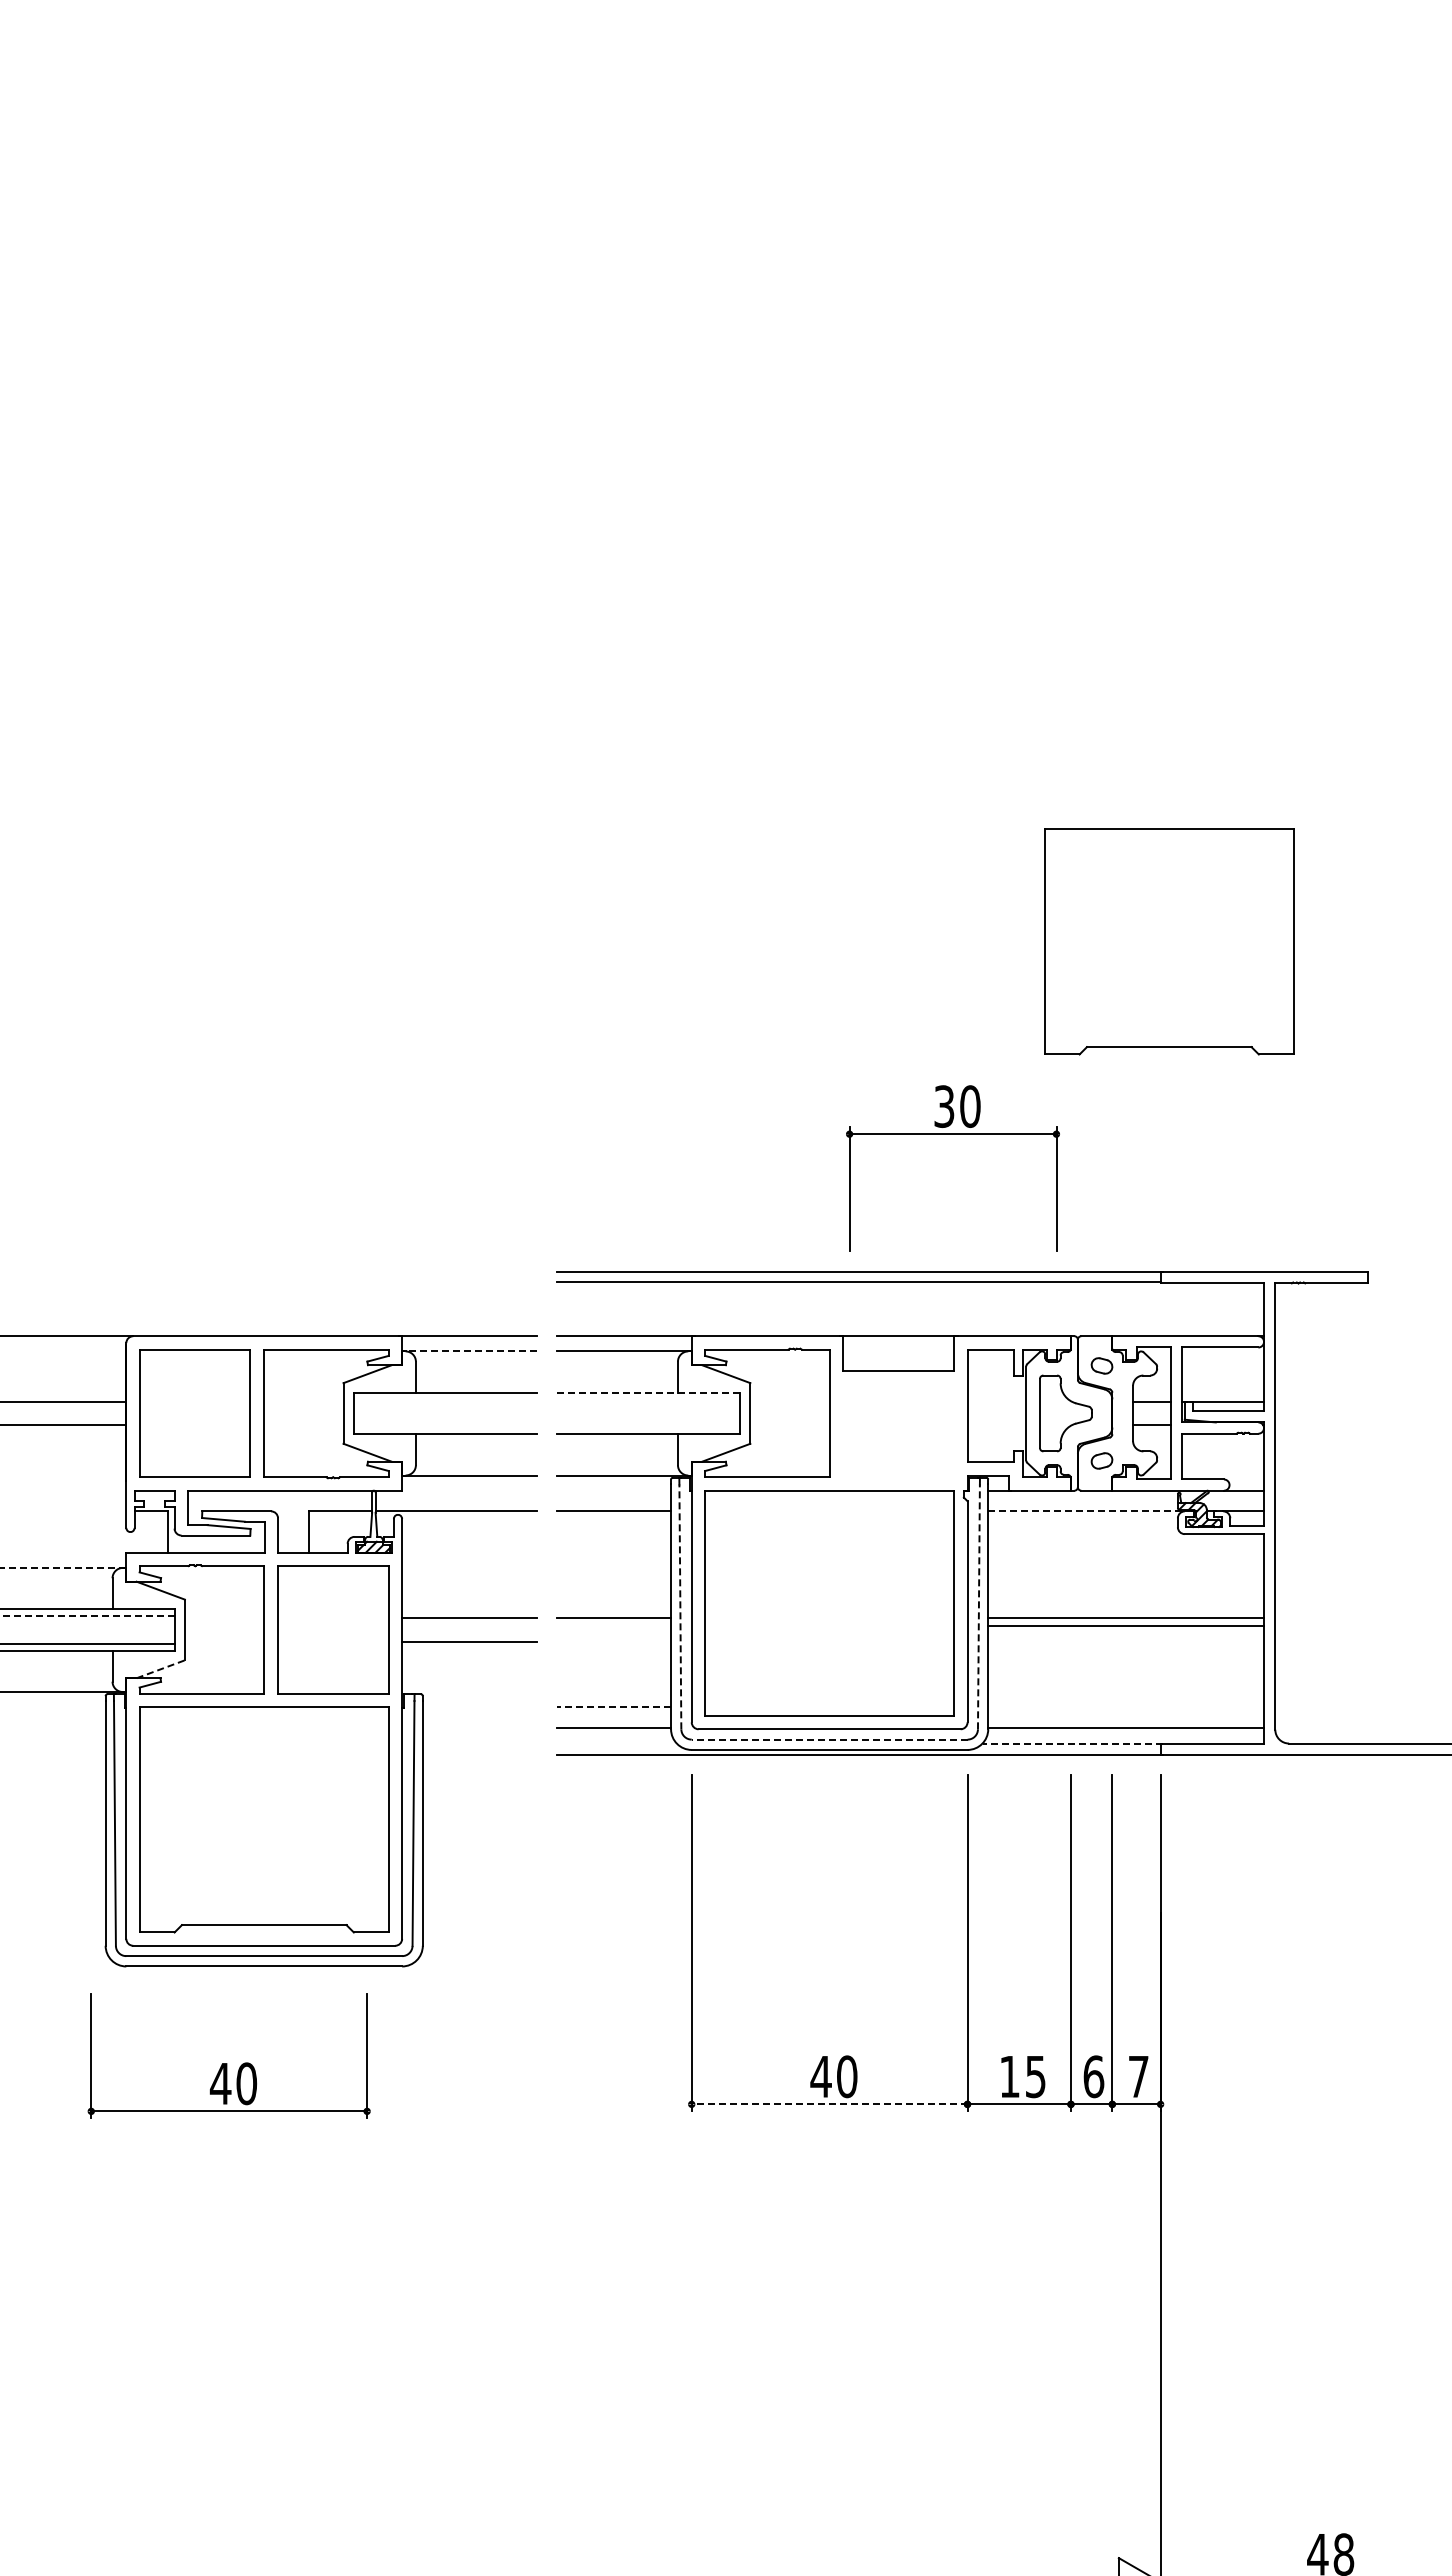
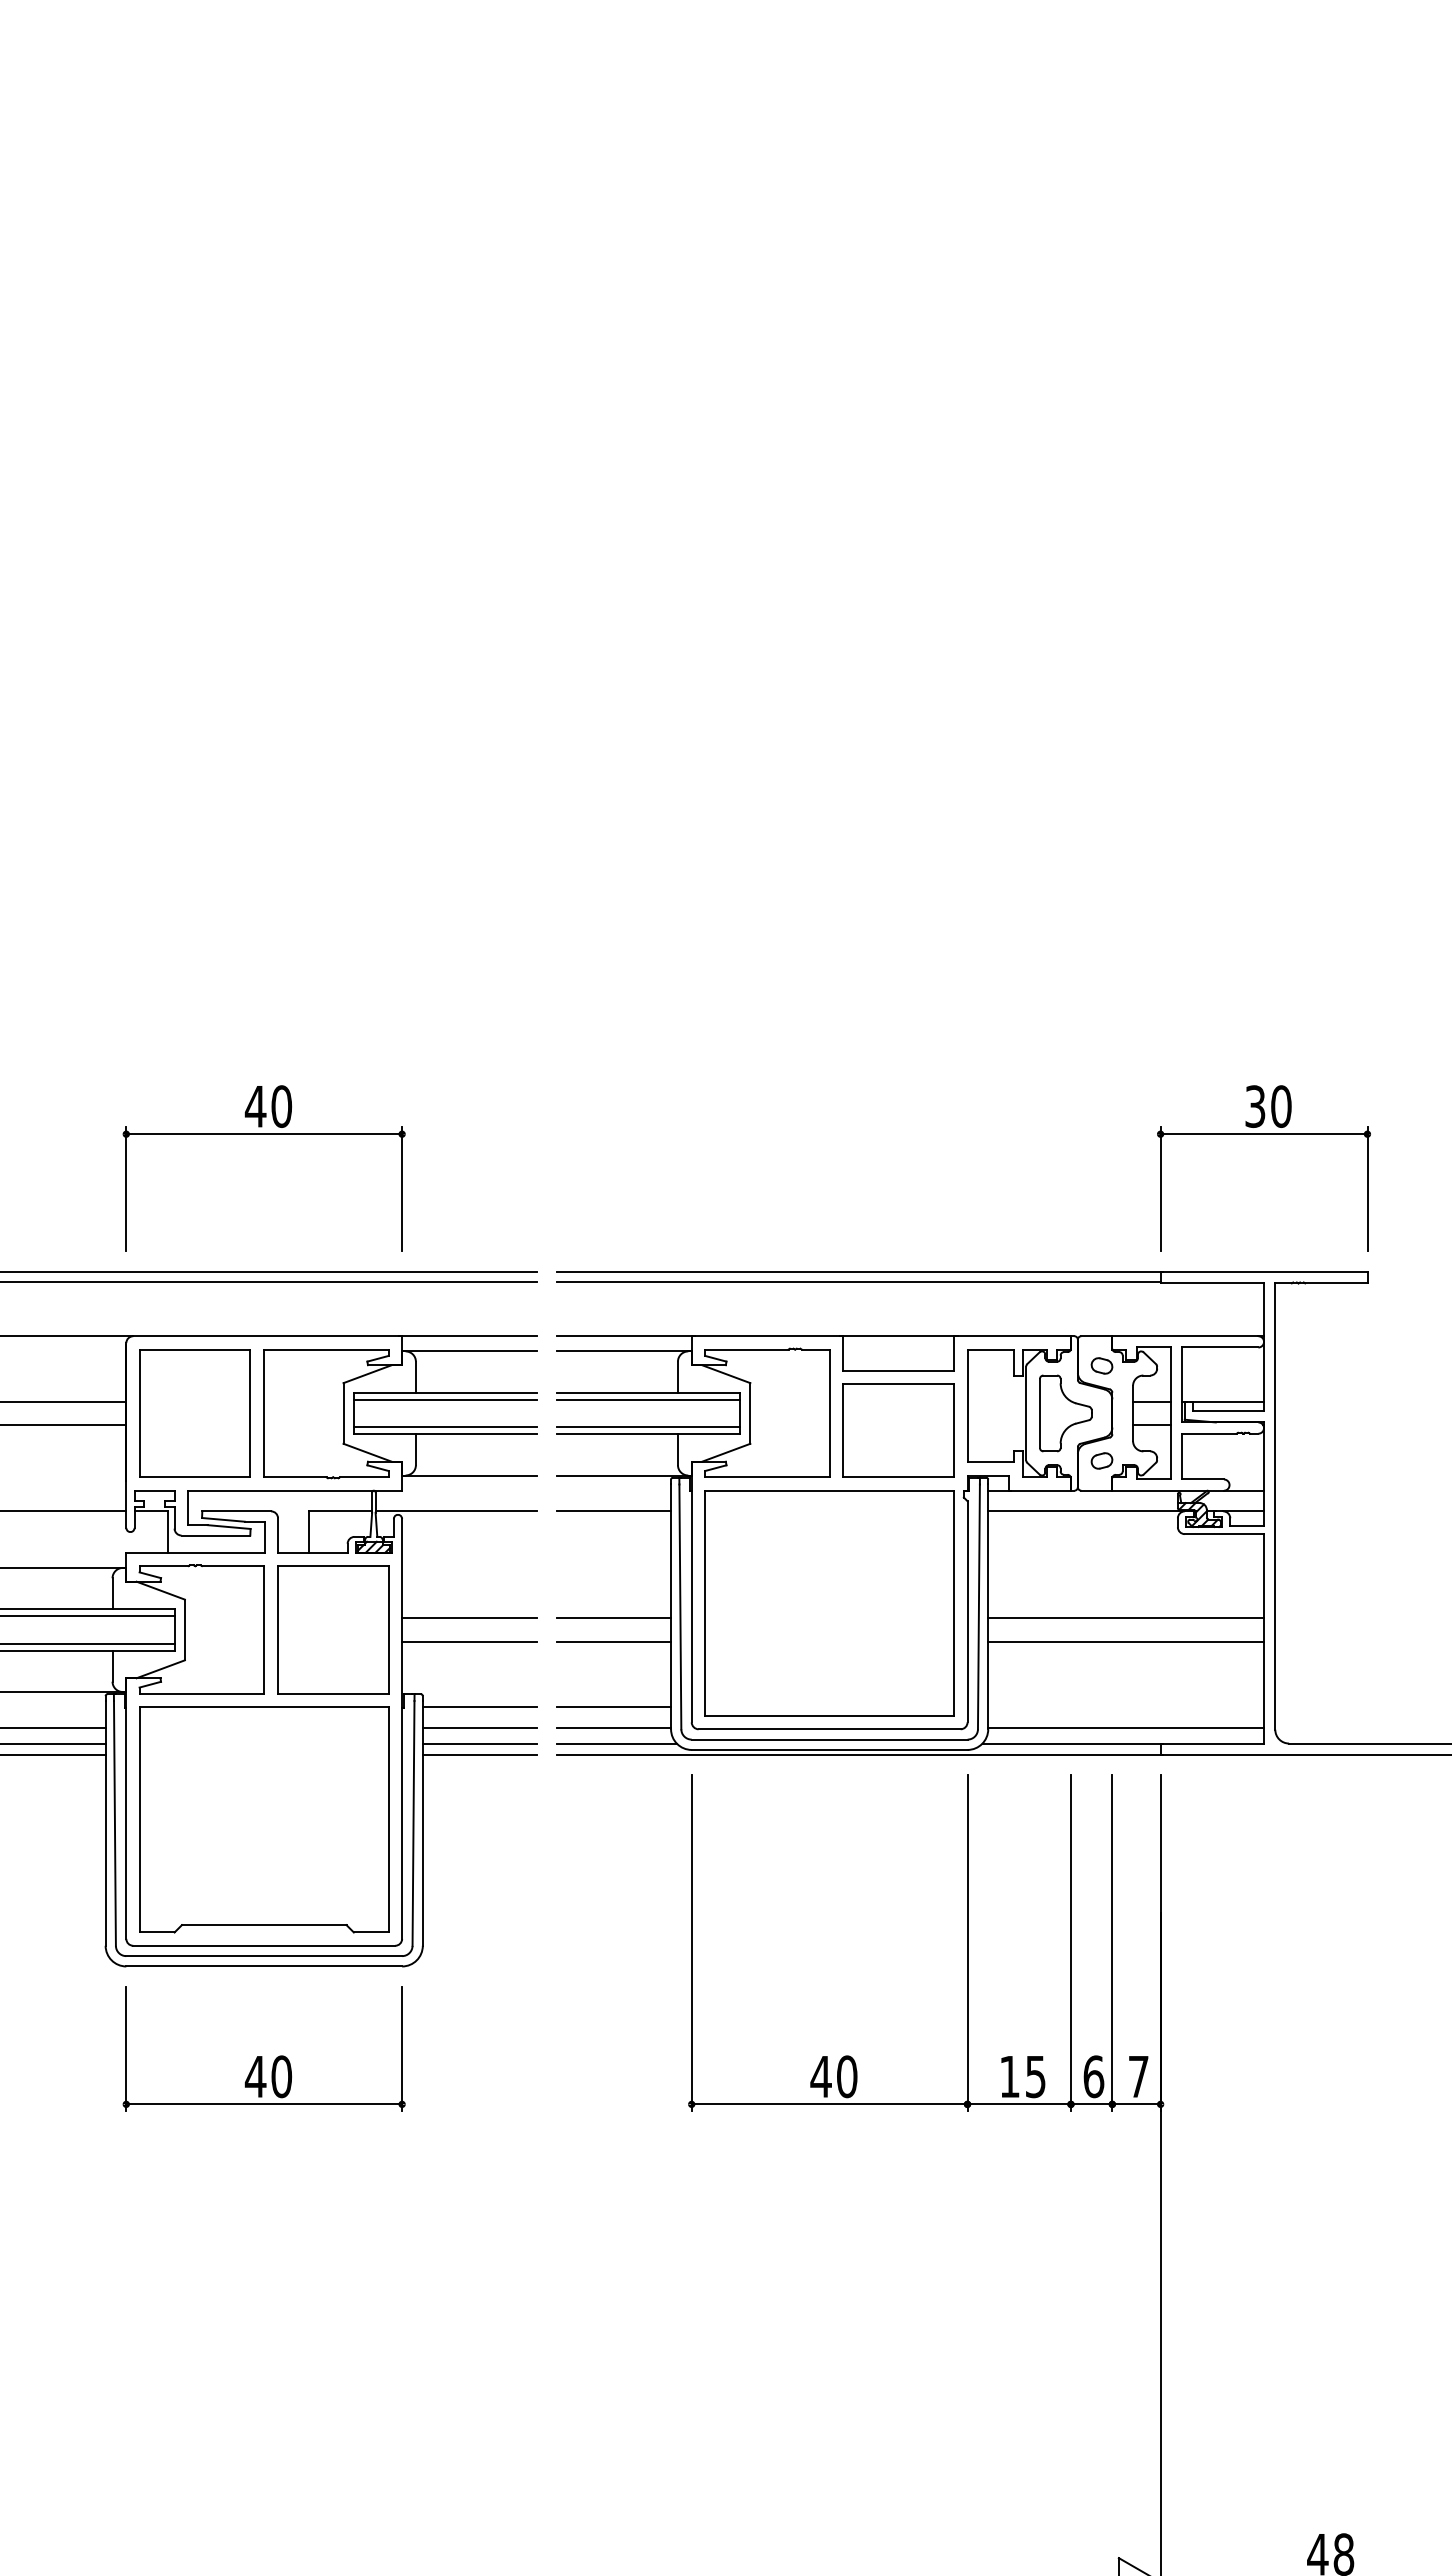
part: present -> none (1169, 941)
part: none -> present (263, 1134)
part position: (952, 1134) -> (1263, 1134) (1263, 1134)
line: none -> present (269, 1272)
line: none -> present (269, 1281)
line: dashed -> solid (468, 1351)
line: dashed -> solid (648, 1392)
line: none -> present (444, 1399)
line: none -> present (648, 1399)
line: none -> present (444, 1427)
line: none -> present (648, 1427)
part: none -> present (898, 1430)
line: none -> present (64, 1511)
line: dashed -> solid (1087, 1511)
line: dashed -> solid (63, 1567)
line: dashed -> solid (680, 1606)
line: dashed -> solid (978, 1606)
line: dashed -> solid (87, 1616)
line position: (1126, 1625) -> (1126, 1641) (1126, 1641)
line: none -> present (614, 1641)
line: dashed -> solid (160, 1669)
line: none -> present (479, 1707)
line: dashed -> solid (614, 1707)
line: none -> present (53, 1727)
line: none -> present (479, 1727)
line: dashed -> solid (829, 1739)
line: none -> present (53, 1743)
line: none -> present (479, 1743)
line: none -> present (616, 1743)
line: dashed -> solid (1072, 1743)
line: none -> present (53, 1754)
line: none -> present (479, 1754)
part position: (227, 2063) -> (262, 2056) (262, 2056)
line: dashed -> solid (829, 2104)
